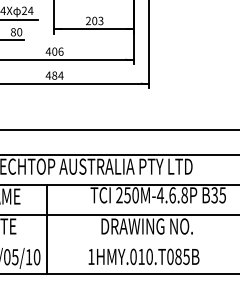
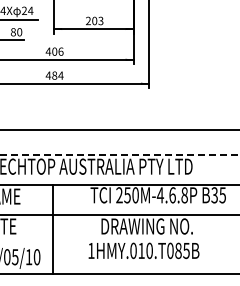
line: solid -> dashed (119, 154)
line position: (47, 229) -> (53, 229) (53, 229)
text position: (143, 256) -> (143, 250) (143, 250)
